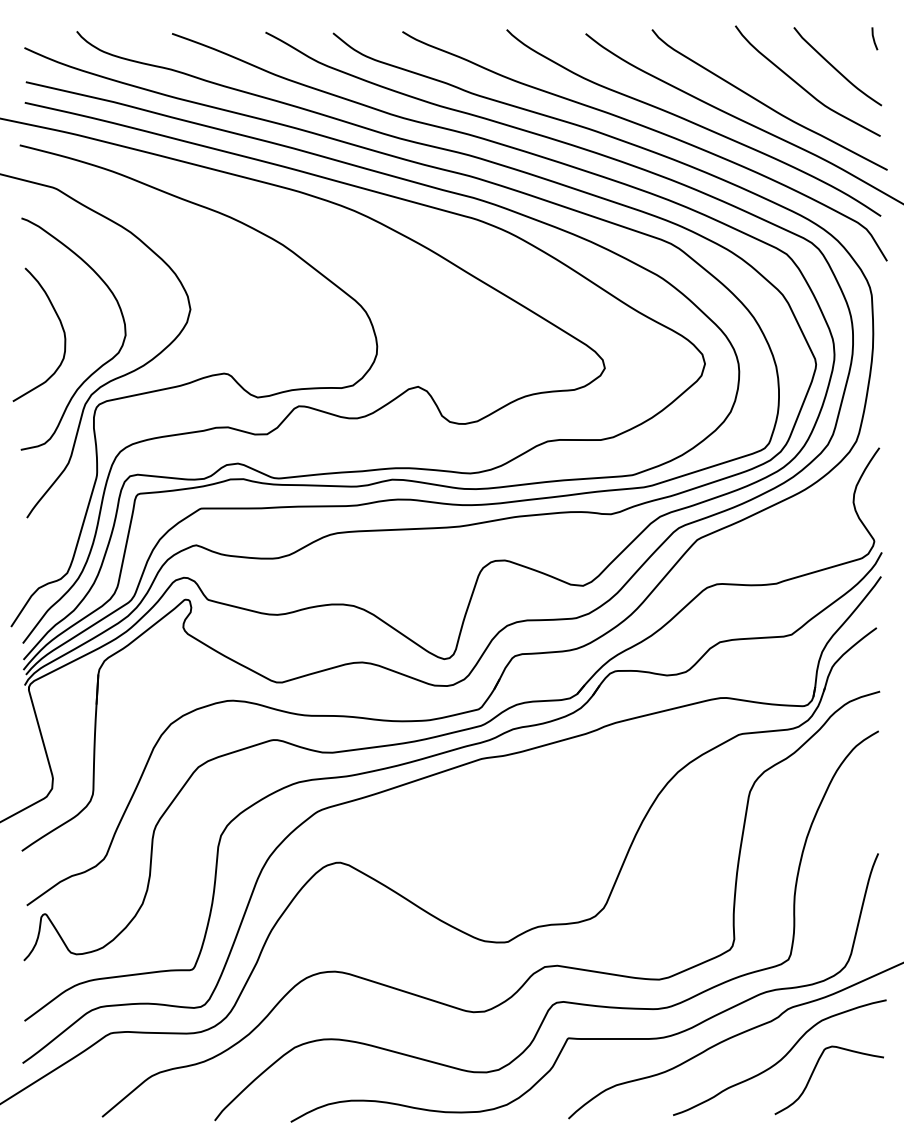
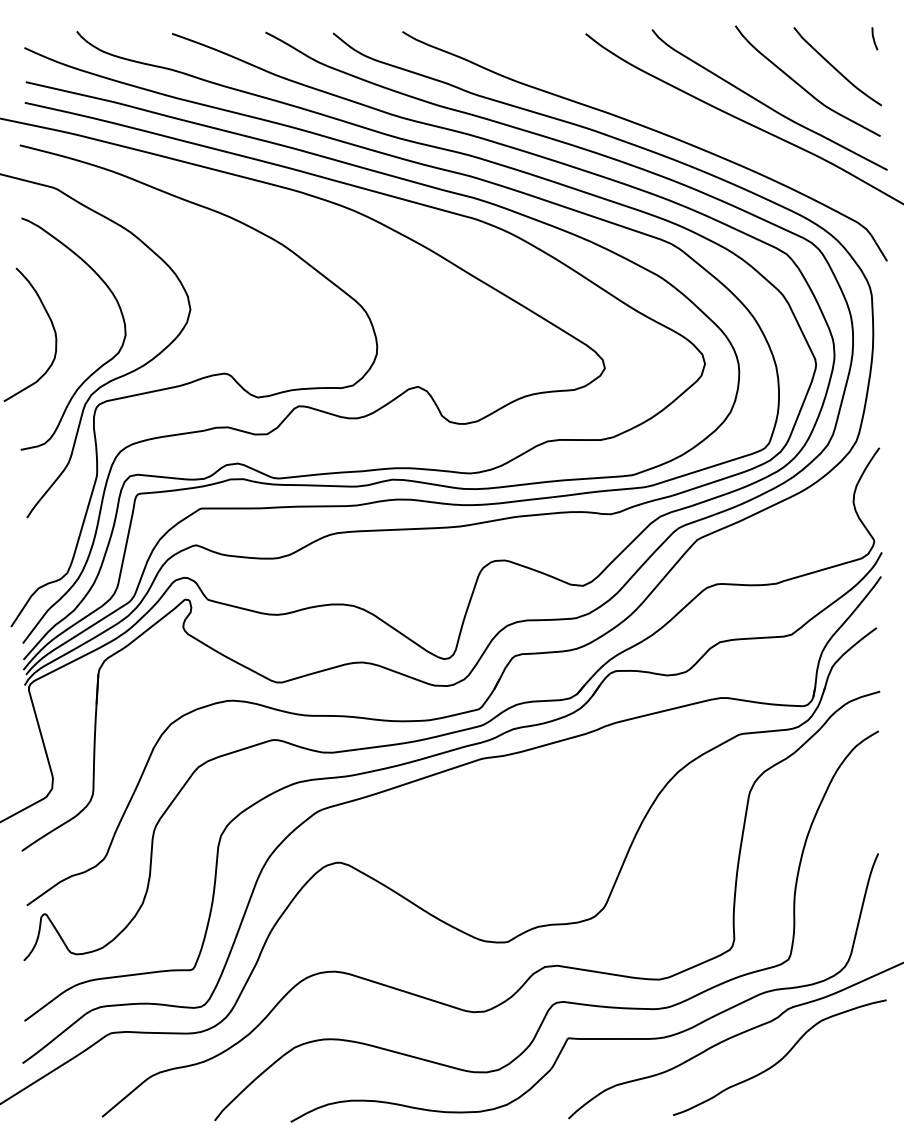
curve: present -> none (693, 122)
curve position: (61, 327) -> (52, 327) (52, 327)
curve: present -> none (813, 1073)
